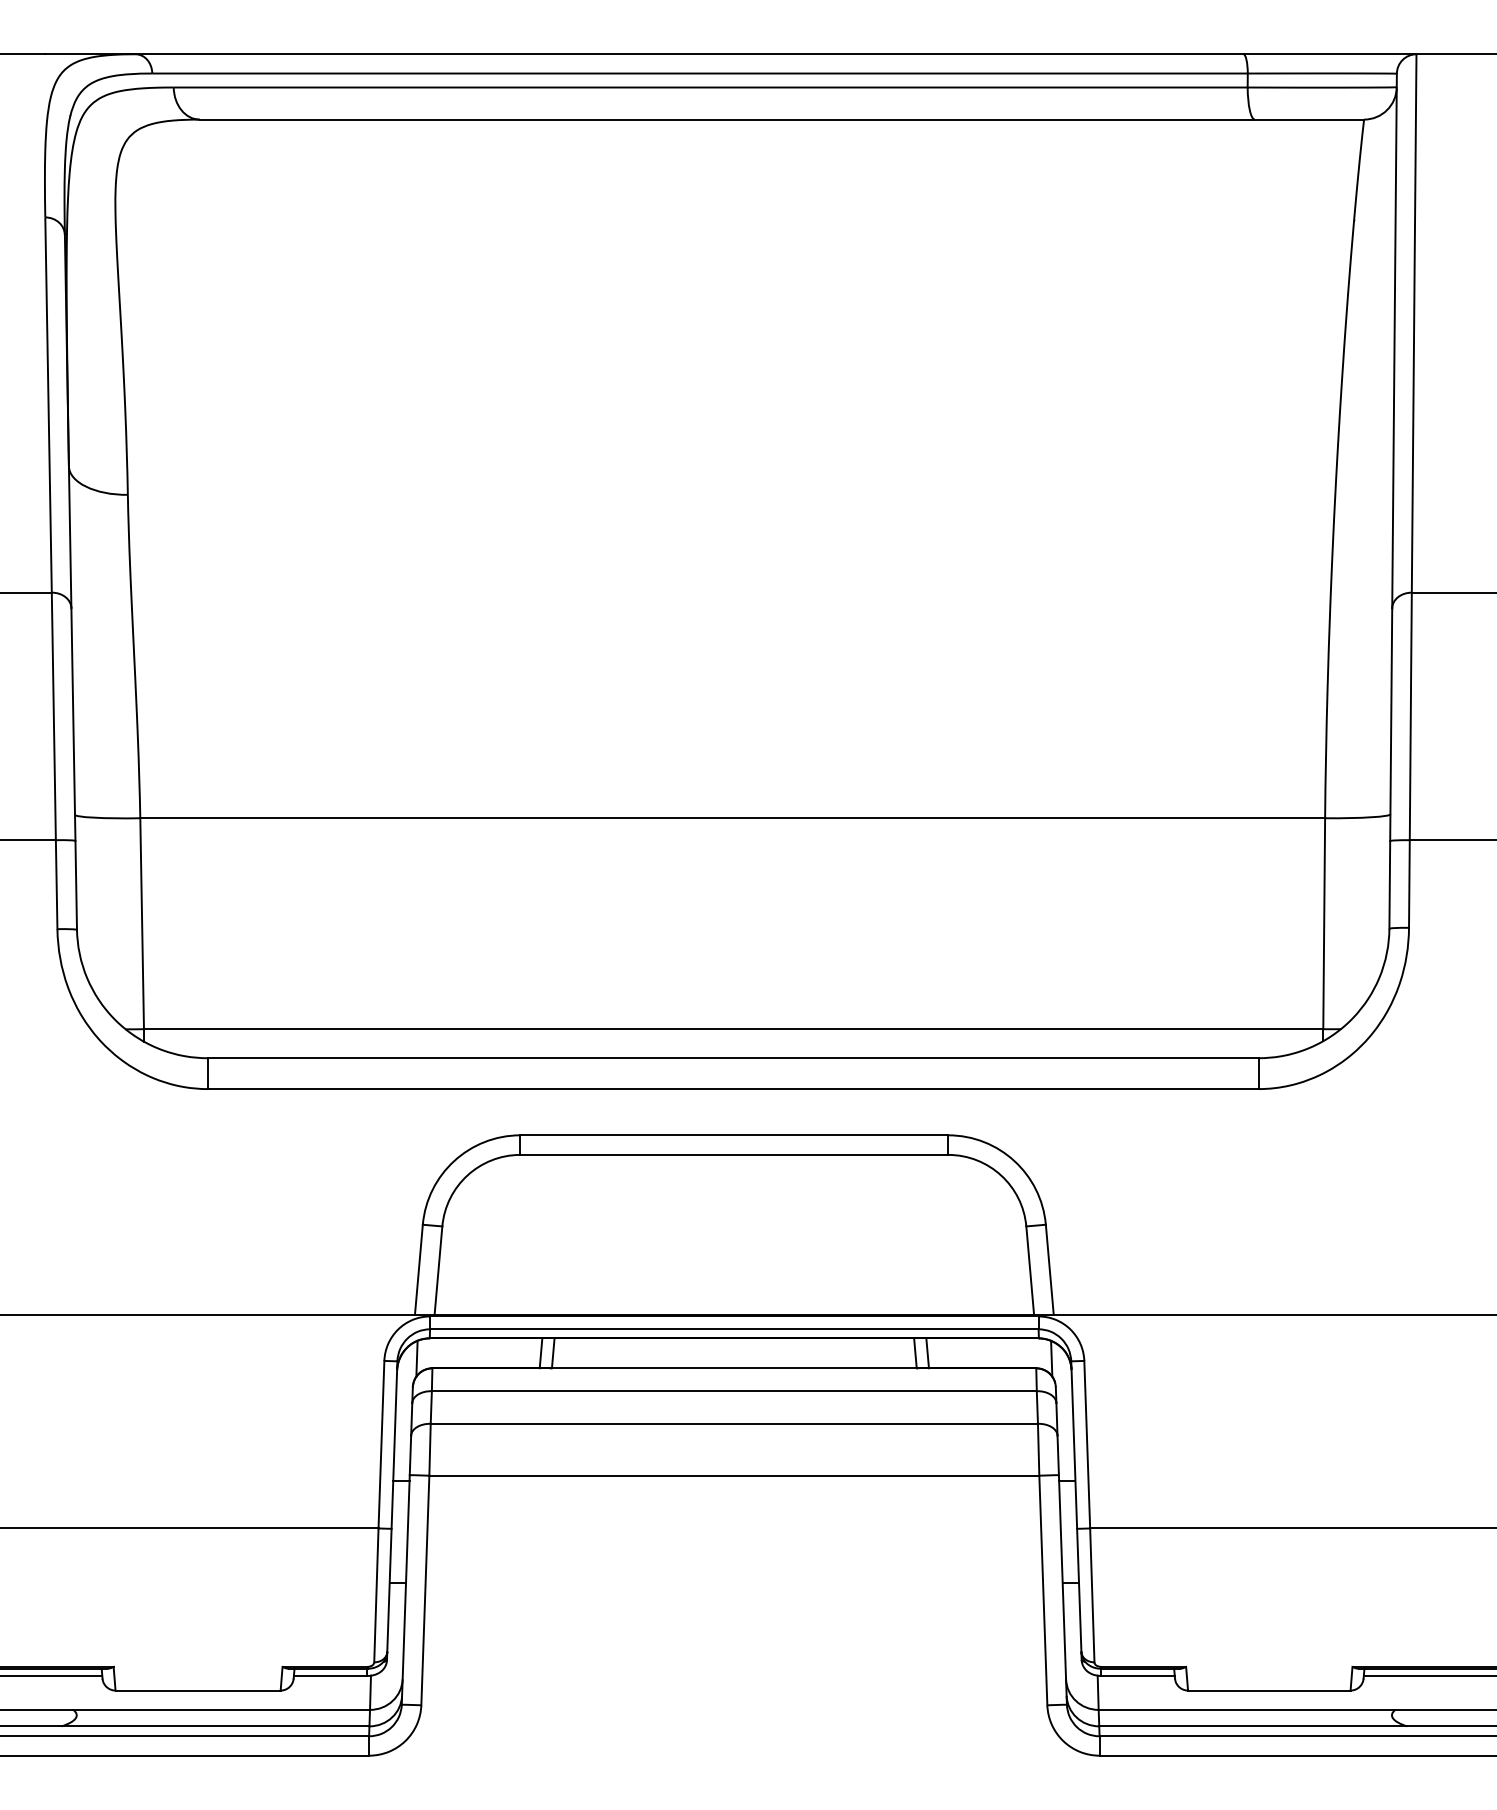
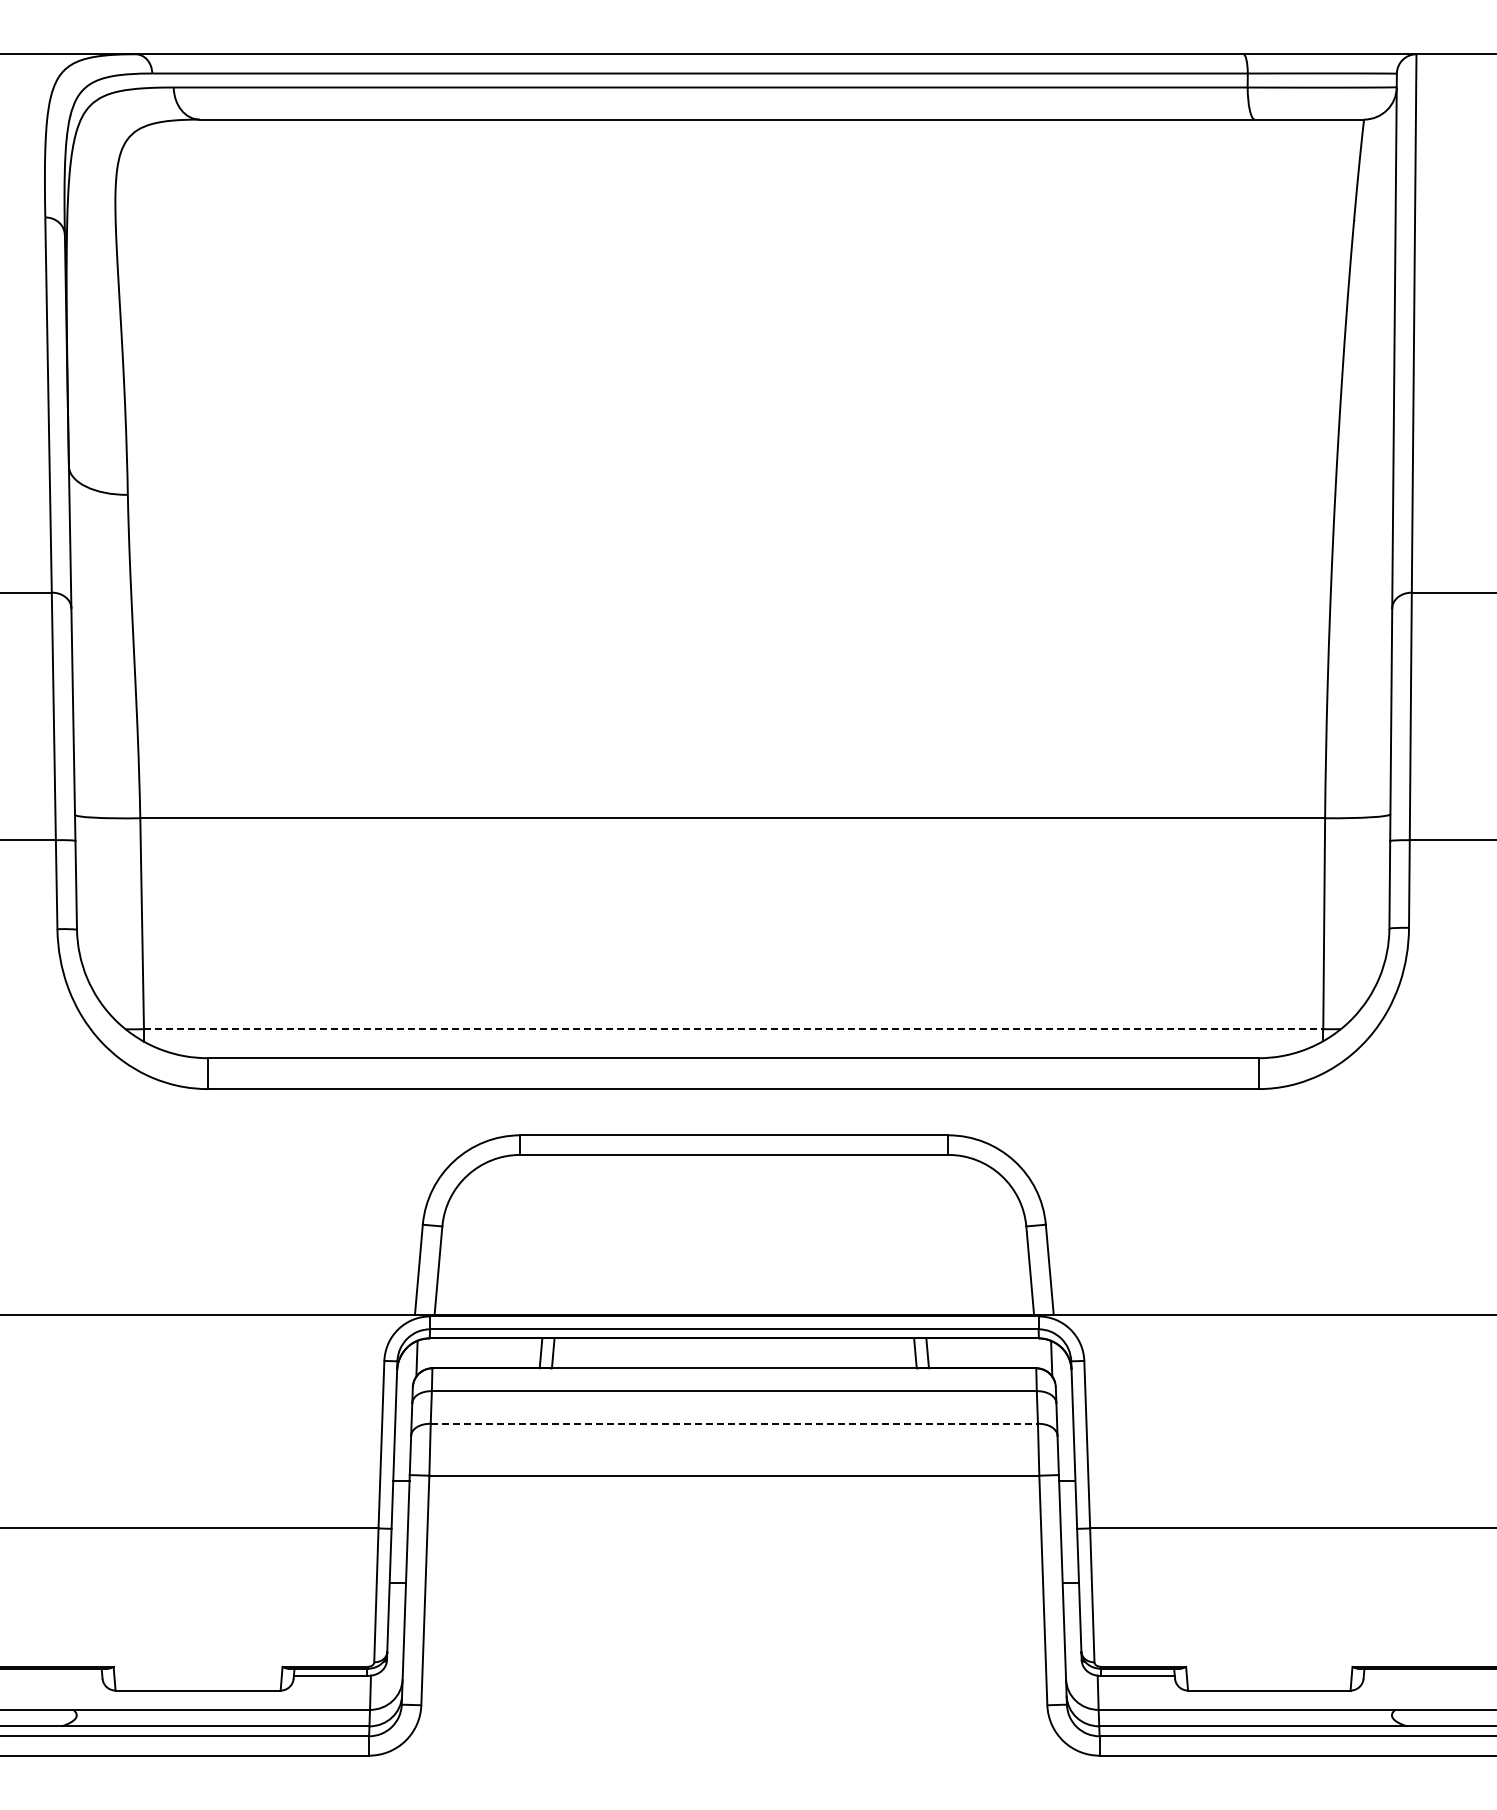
line: solid -> dashed (733, 1029)
line: solid -> dashed (734, 1423)
line: present -> none (52, 1675)
line: present -> none (1428, 1675)
